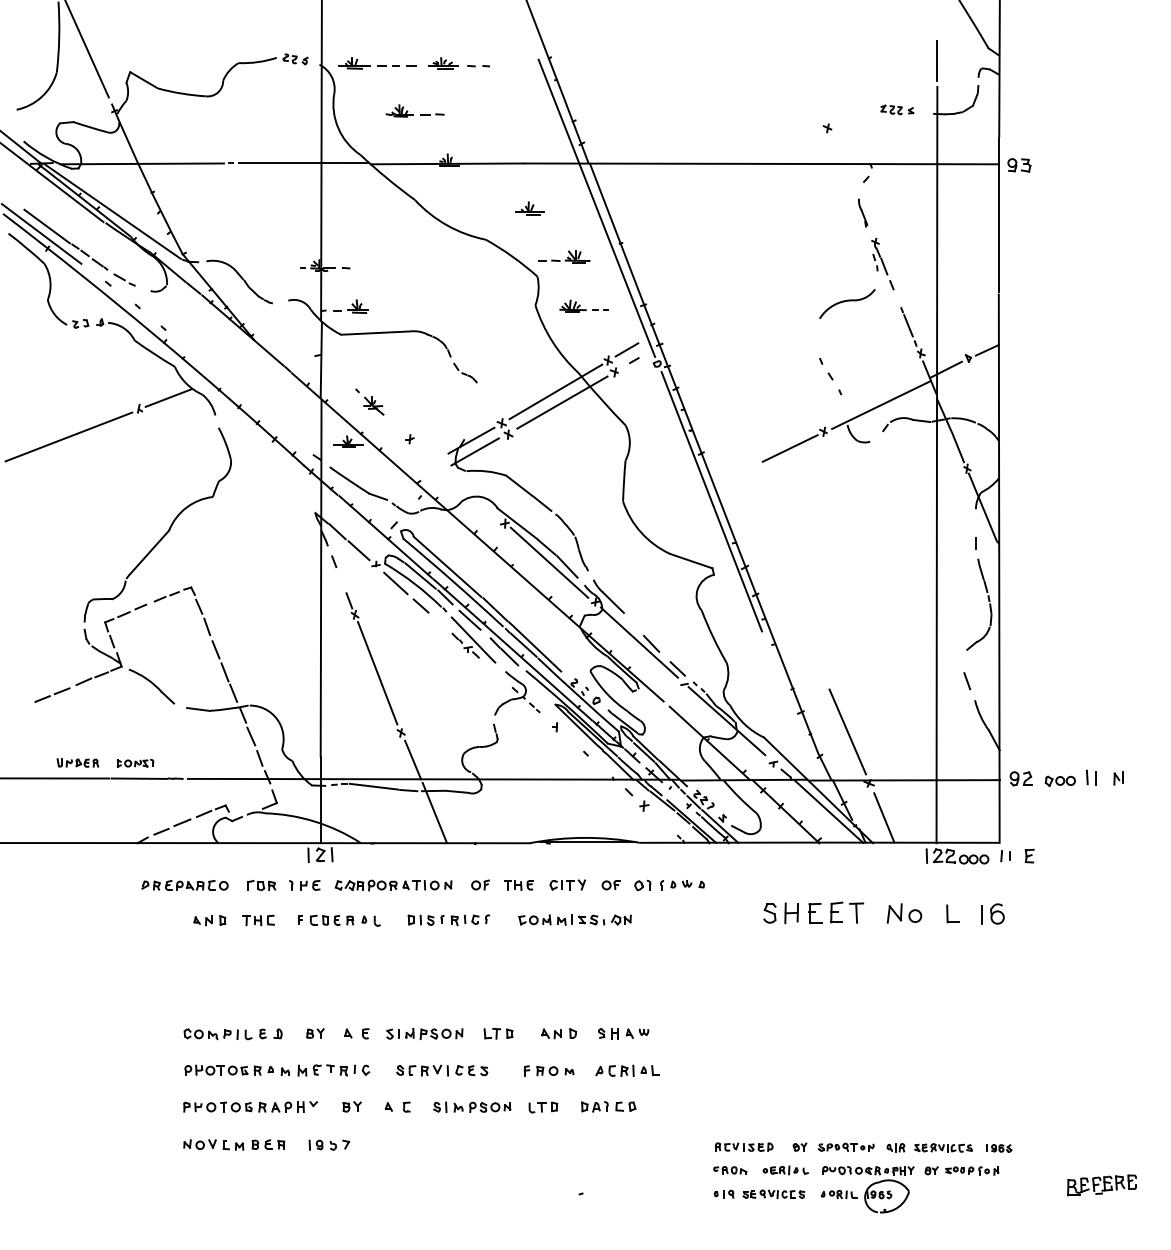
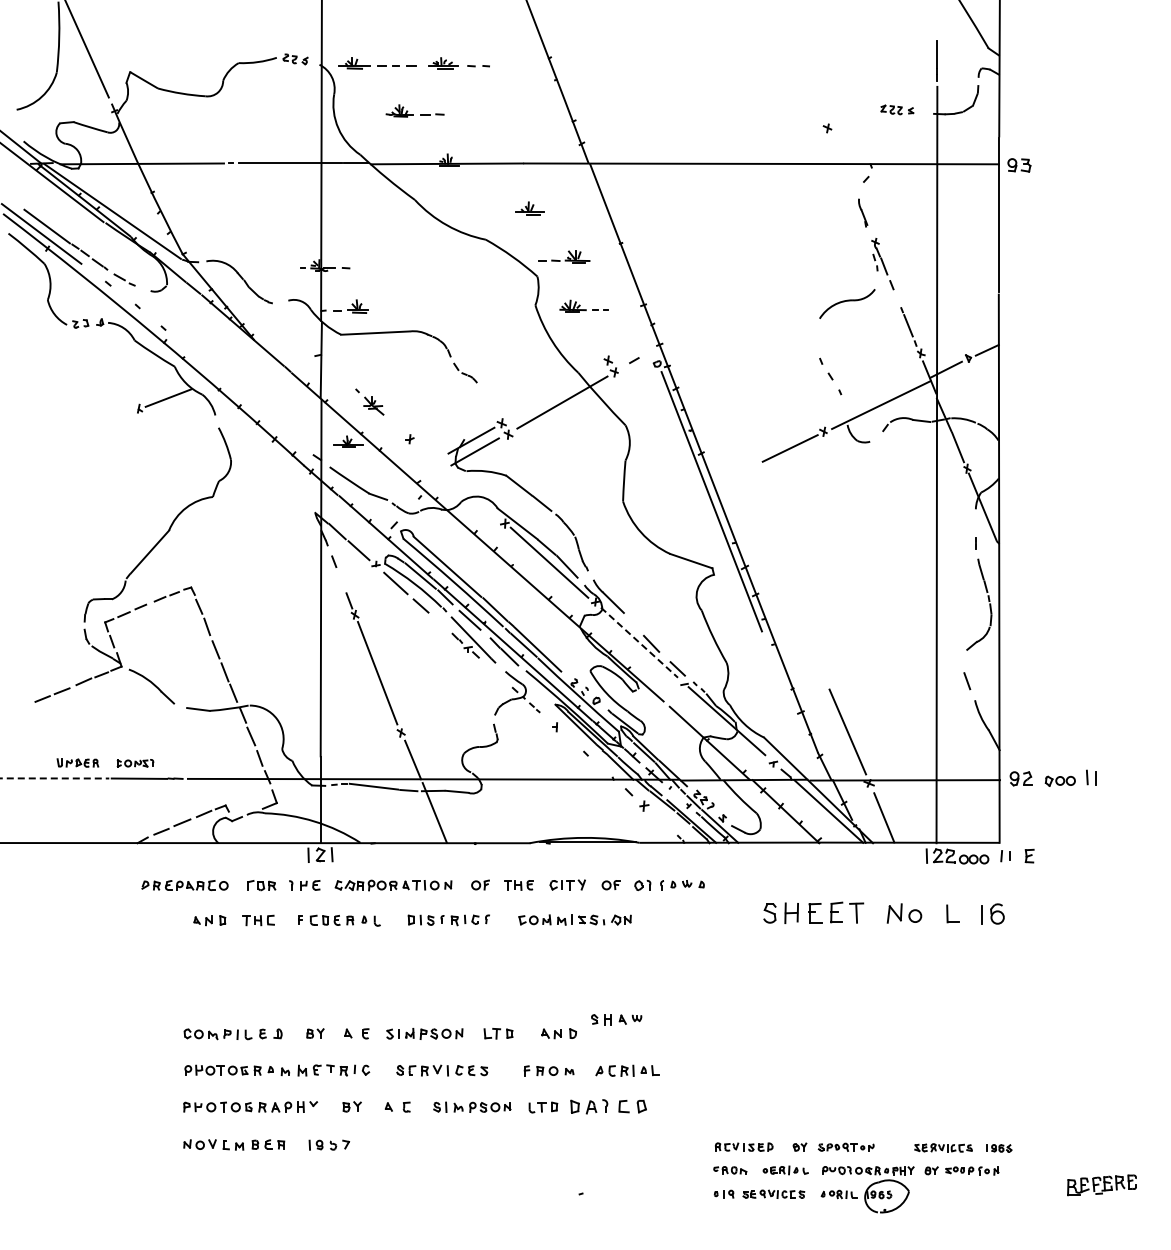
line: present -> none (596, 207)
line: present -> none (626, 349)
line: present -> none (555, 391)
line: present -> none (68, 436)
line: solid -> dashed (639, 643)
line: solid -> dashed (55, 778)
part: present -> none (1118, 778)
part position: (623, 1033) -> (616, 1019) (616, 1019)
part size: 56x12 px -> 77x16 px (608, 1106)
part: present -> none (895, 1147)
